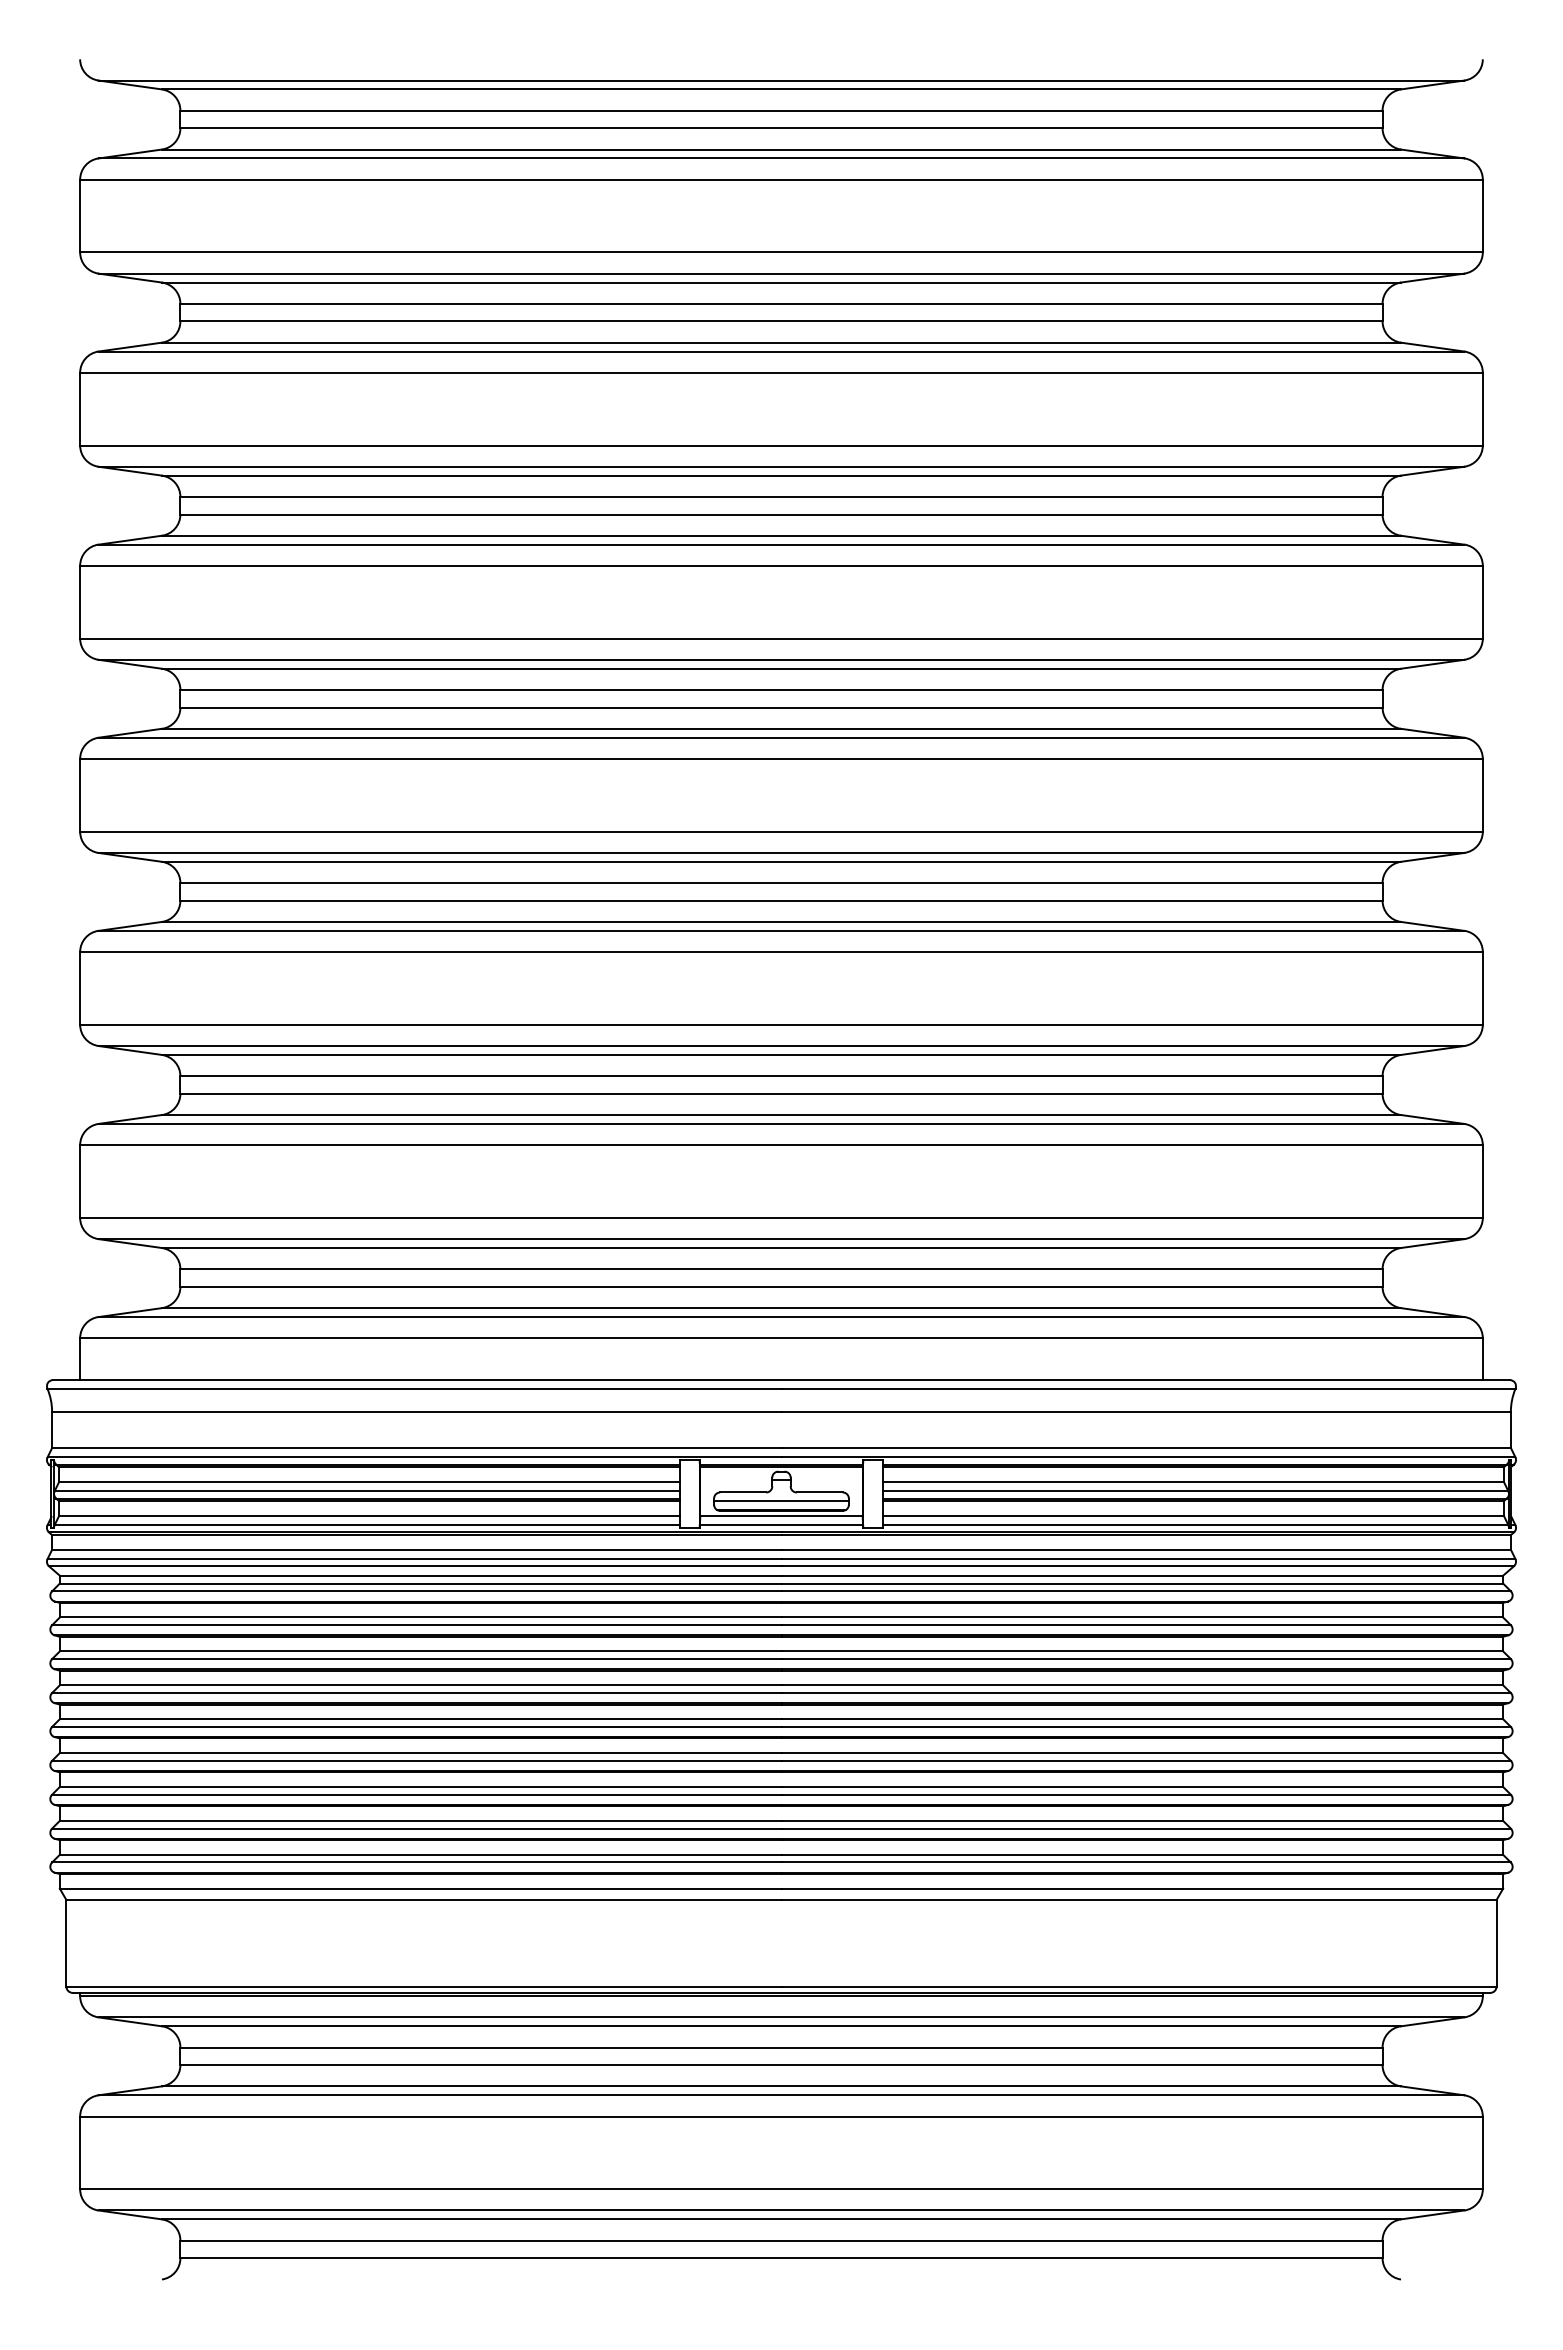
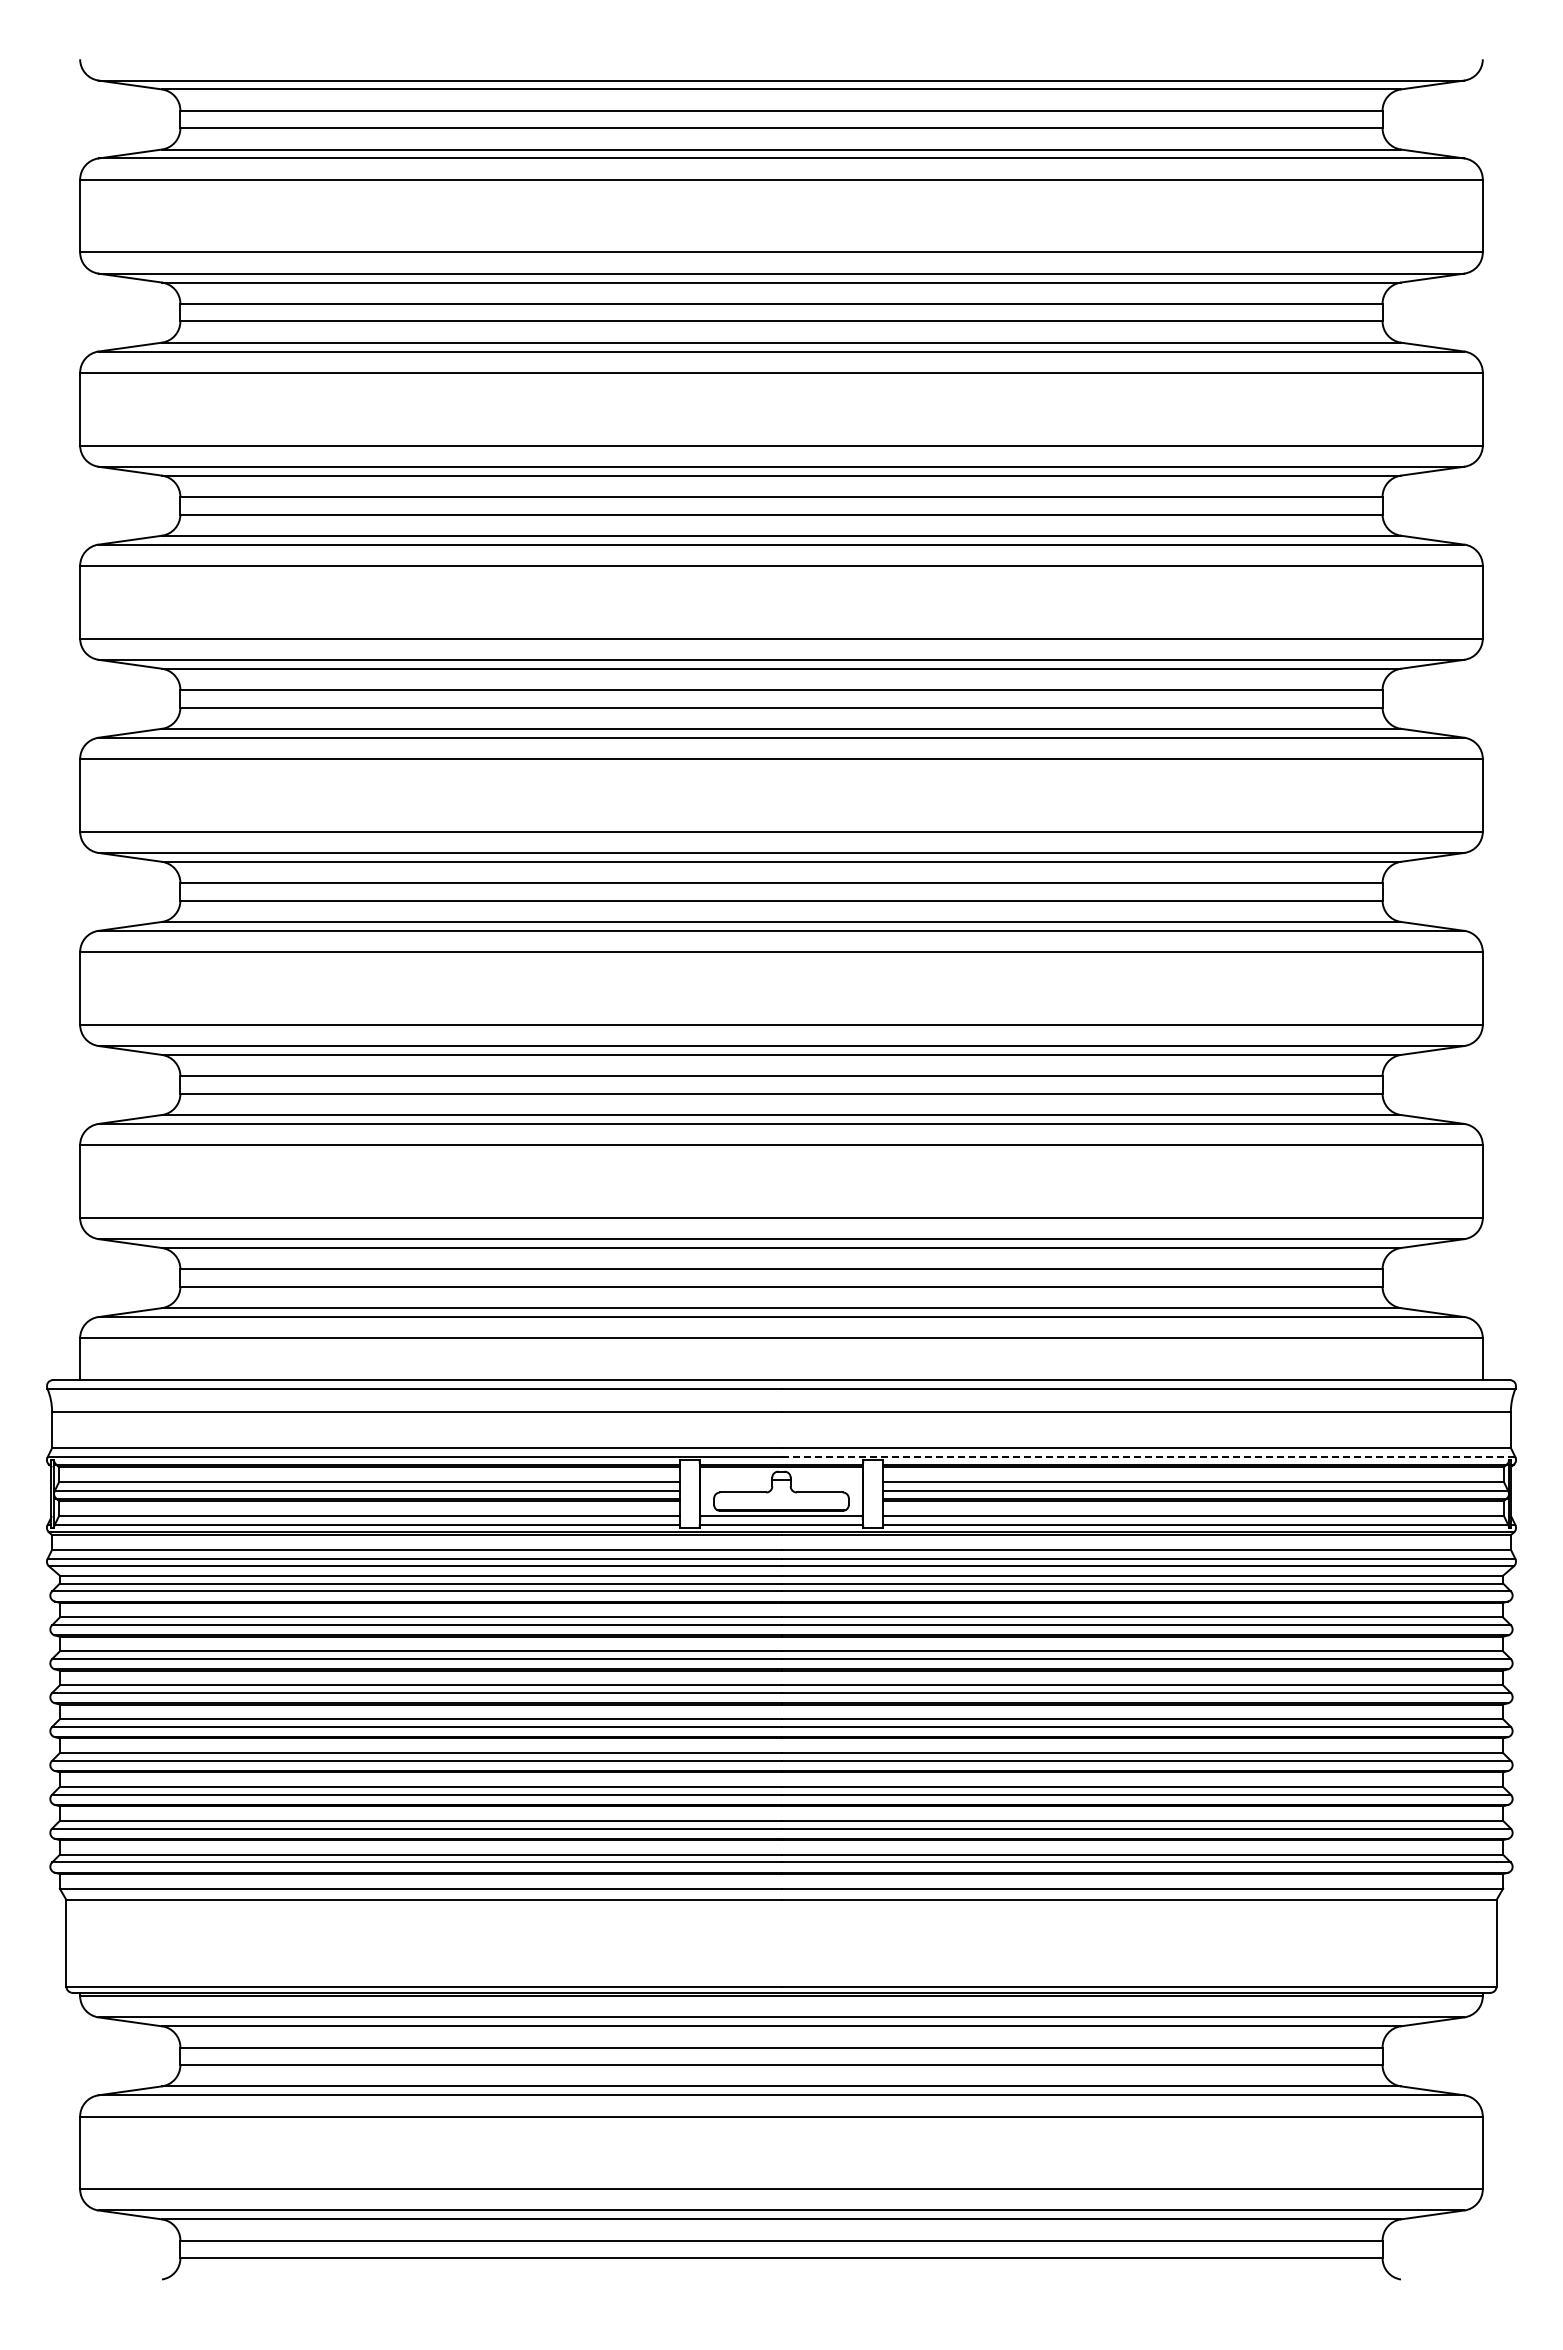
line: solid -> dashed (1148, 1457)
line: present -> none (781, 1501)
